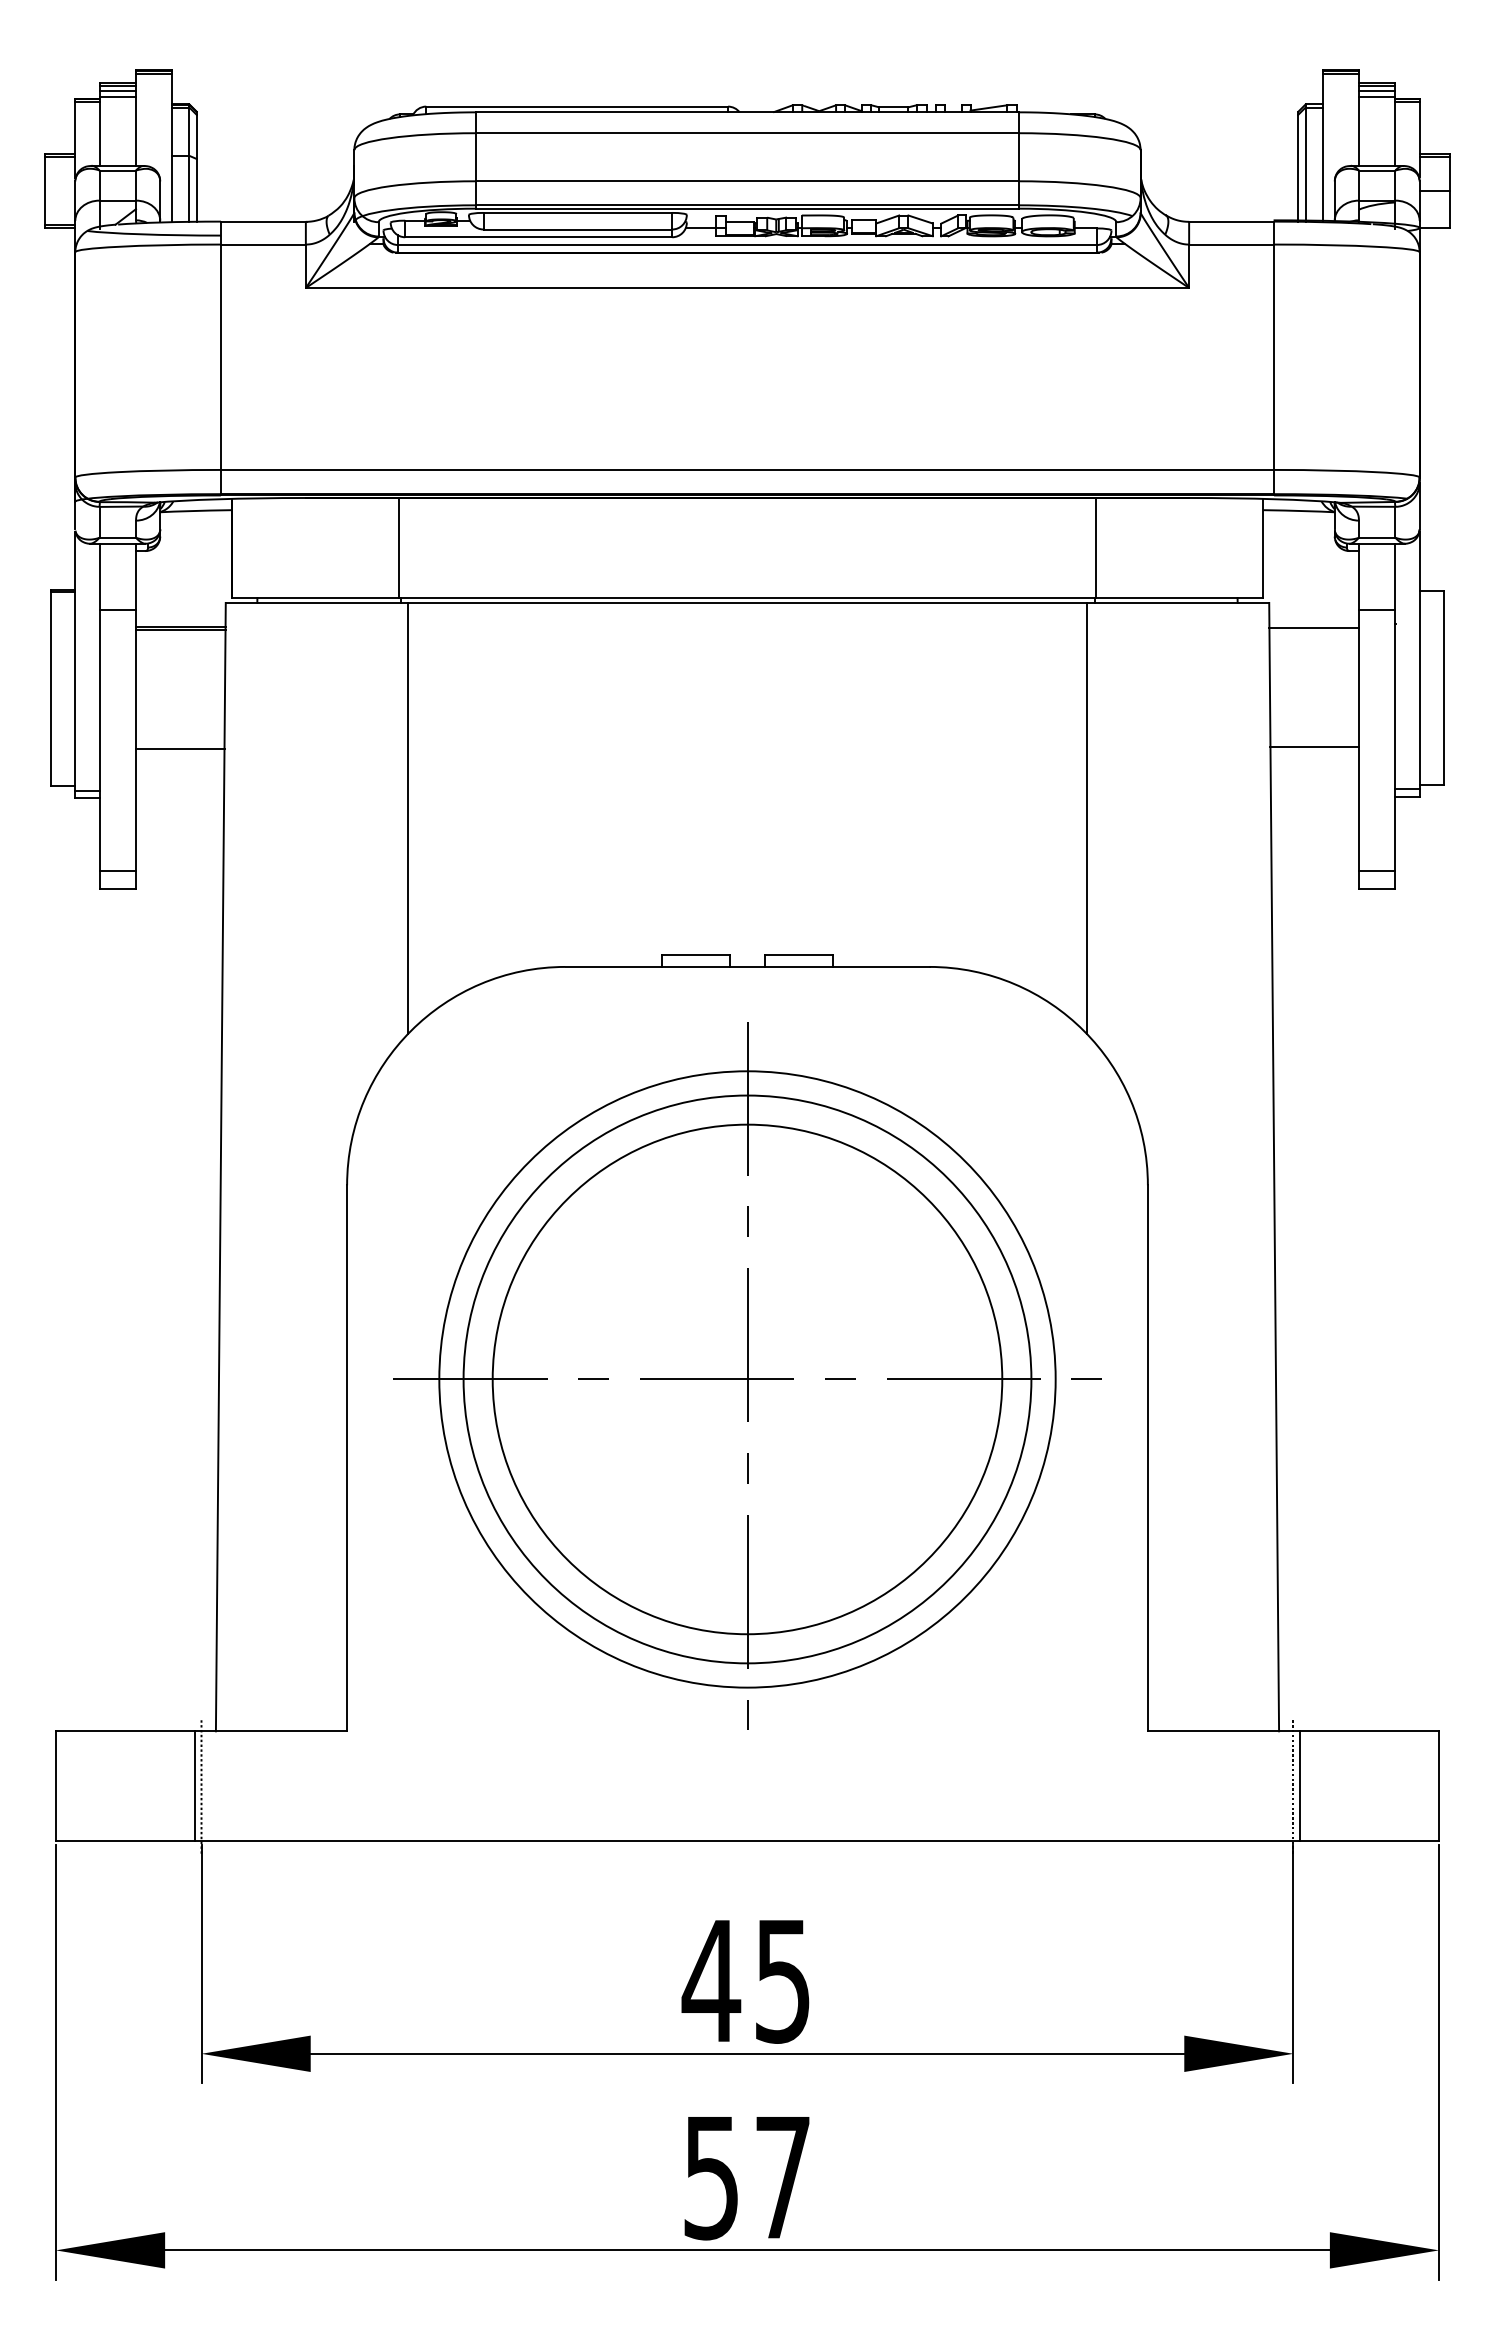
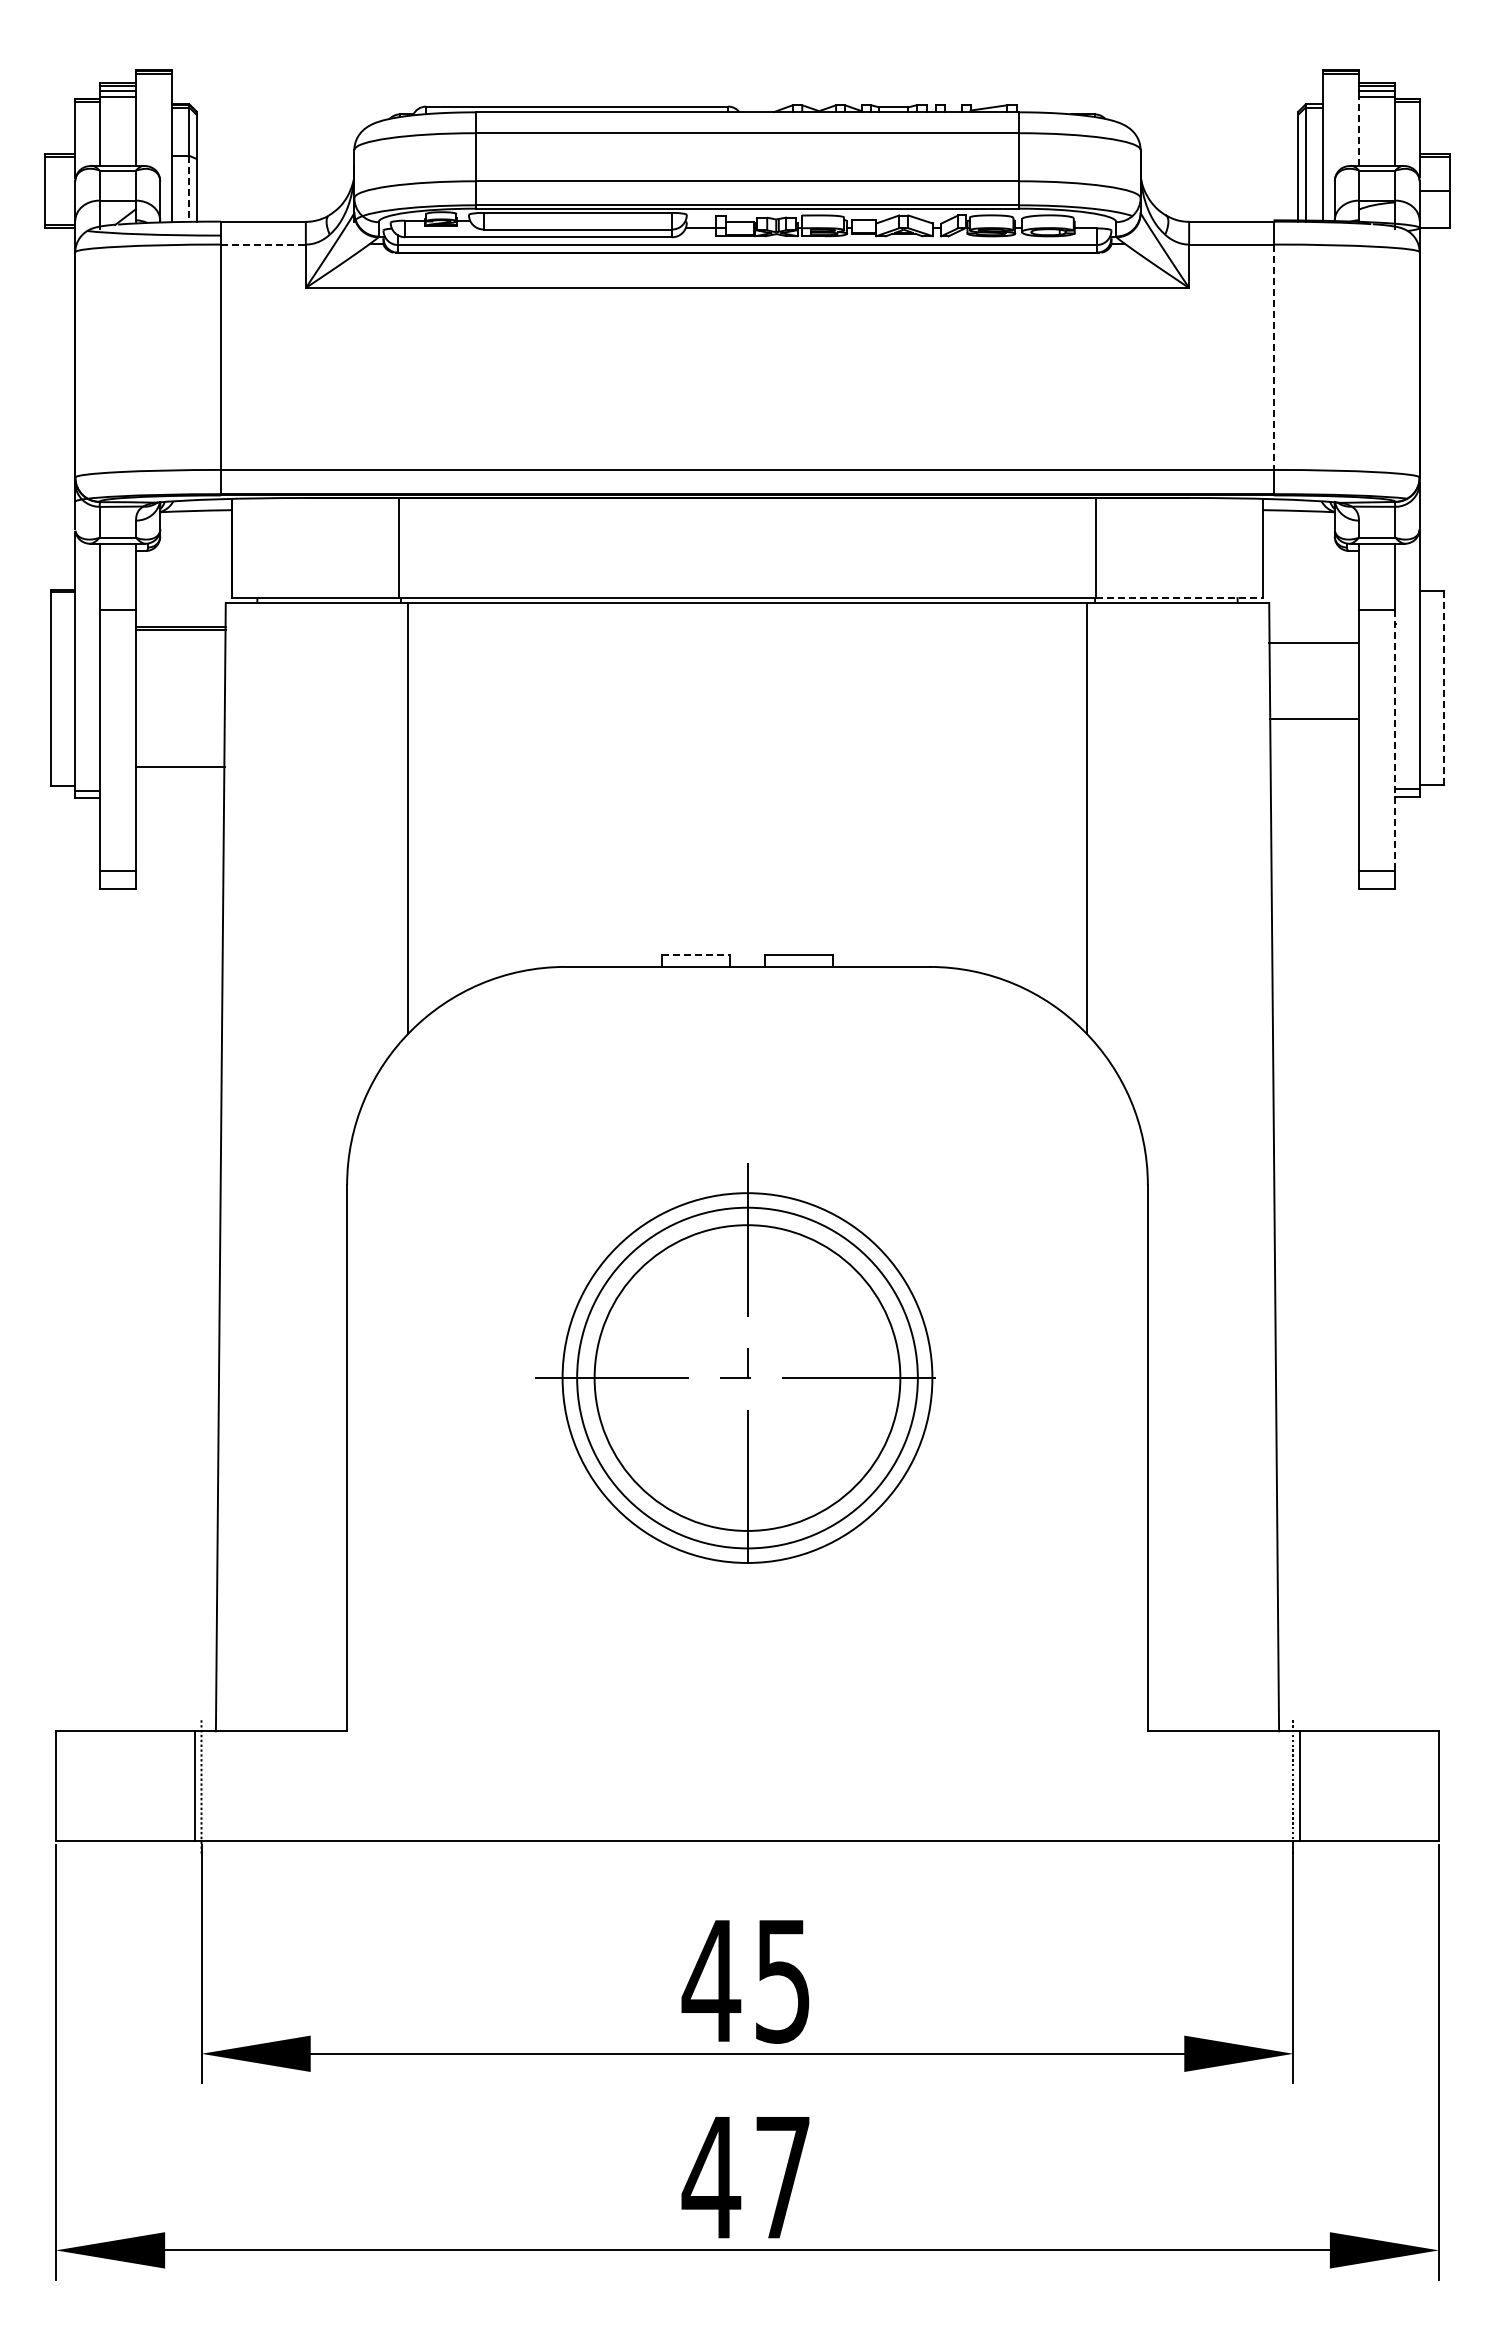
line: solid -> dashed (1359, 130)
line: solid -> dashed (189, 188)
line: solid -> dashed (263, 244)
line: solid -> dashed (1274, 357)
line: solid -> dashed (1179, 598)
line position: (1314, 628) -> (1314, 643) (1314, 643)
line: solid -> dashed (1443, 687)
line: solid -> dashed (1395, 740)
line position: (1314, 747) -> (1314, 719) (1314, 719)
line position: (180, 748) -> (180, 766) (180, 766)
line: solid -> dashed (696, 954)
part size: 709x708 px -> 401x401 px (735, 1363)
text: 57 -> 47 (711, 2178)
